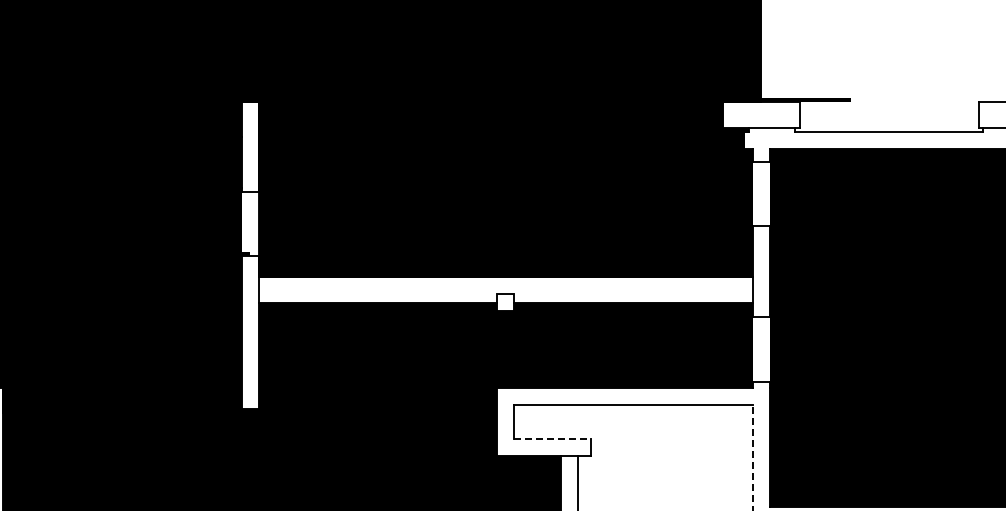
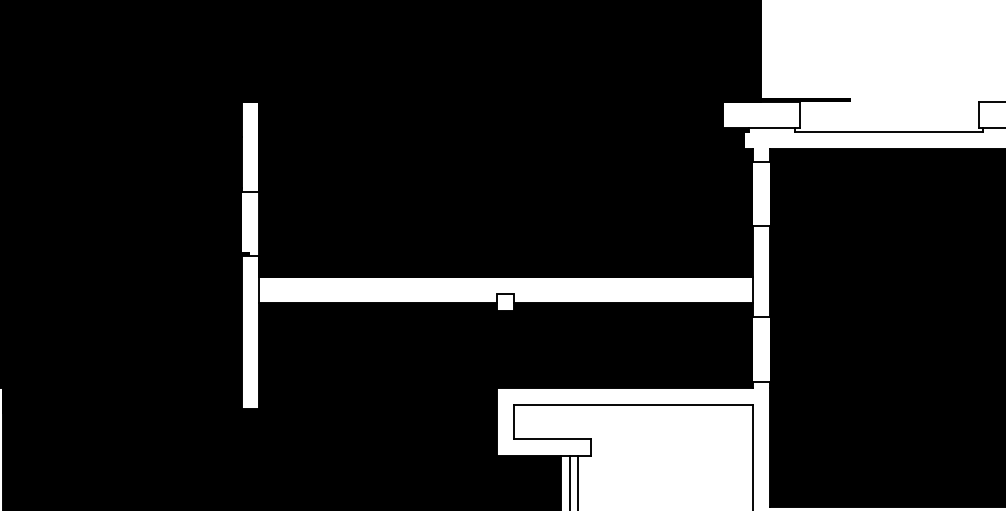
line: dashed -> solid (553, 439)
line: dashed -> solid (752, 457)
line: none -> present (569, 481)
